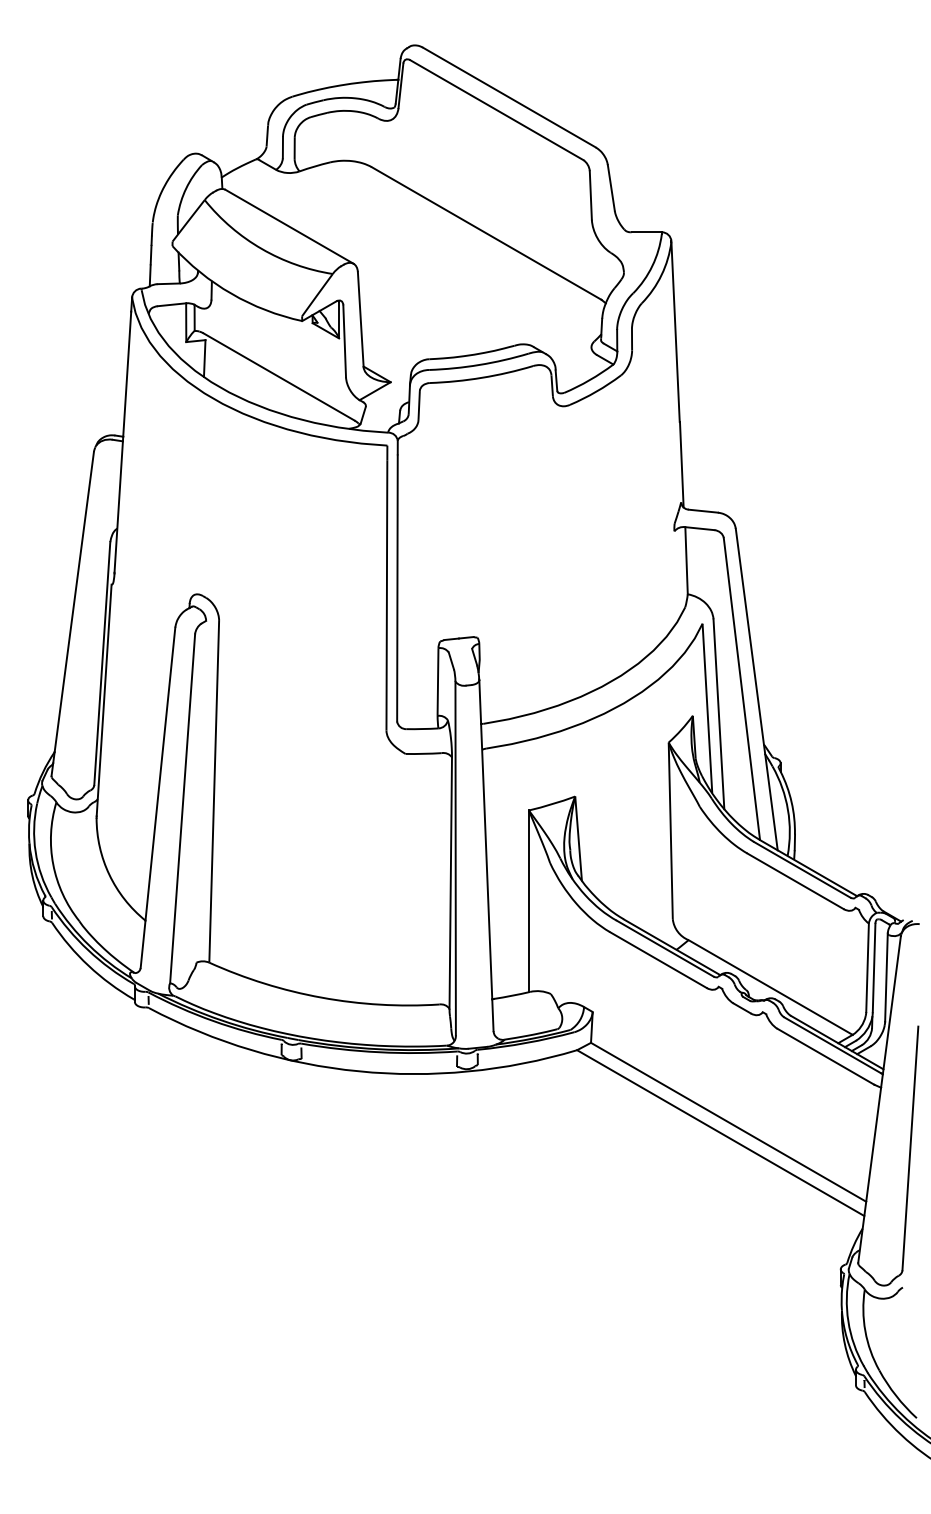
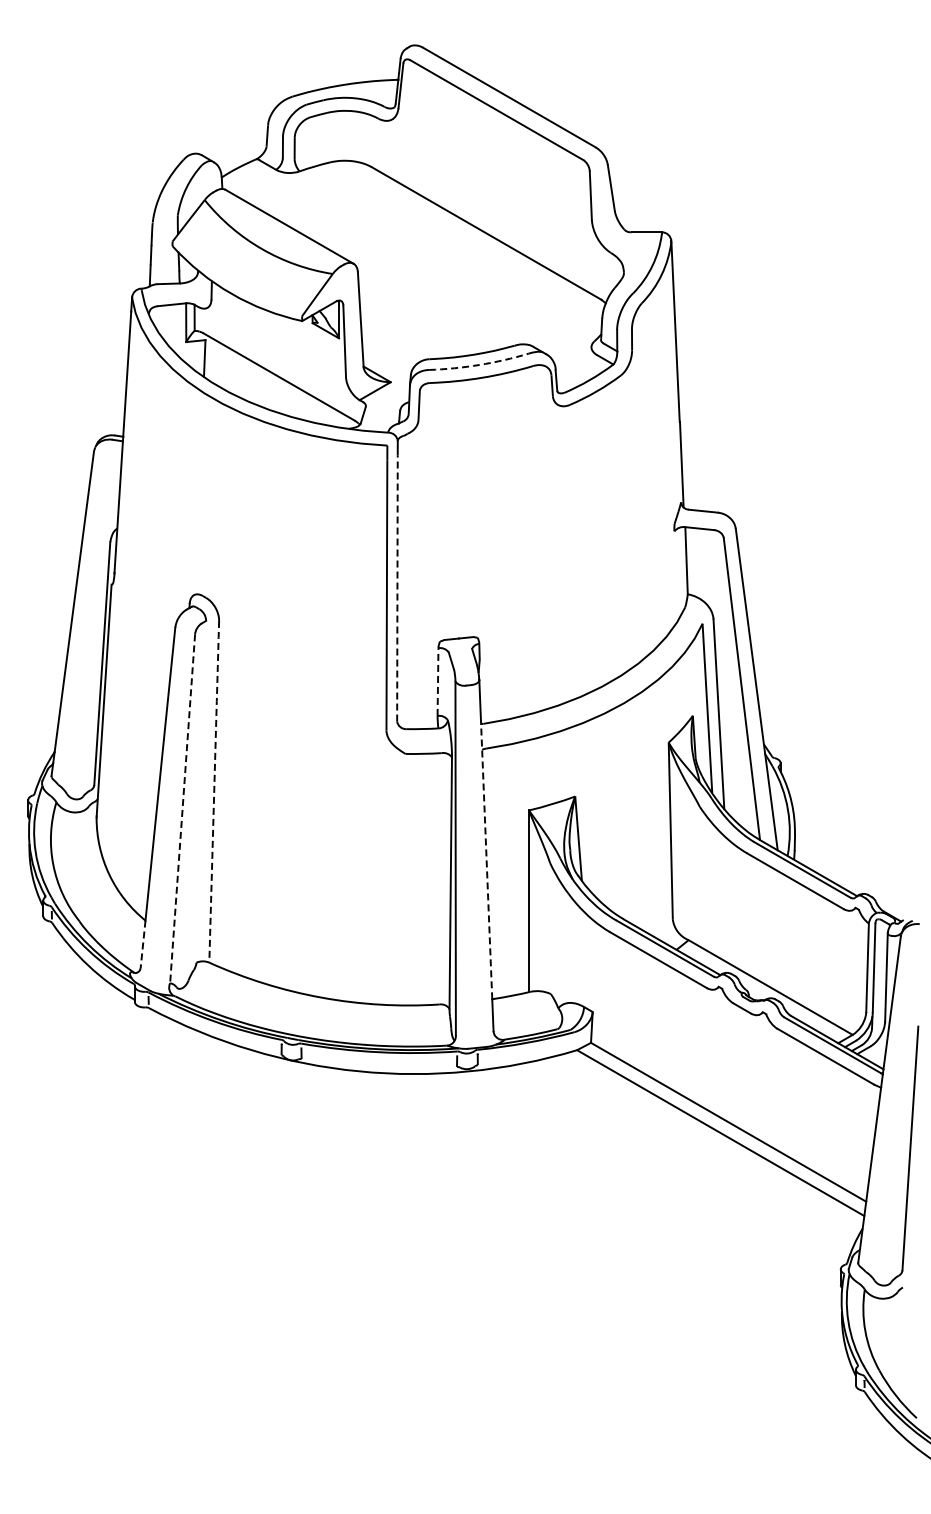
arc: solid -> dashed (479, 364)
line: solid -> dashed (397, 587)
line: solid -> dashed (438, 682)
line: solid -> dashed (214, 790)
line: solid -> dashed (182, 808)
line: solid -> dashed (486, 861)
line: solid -> dashed (143, 944)
